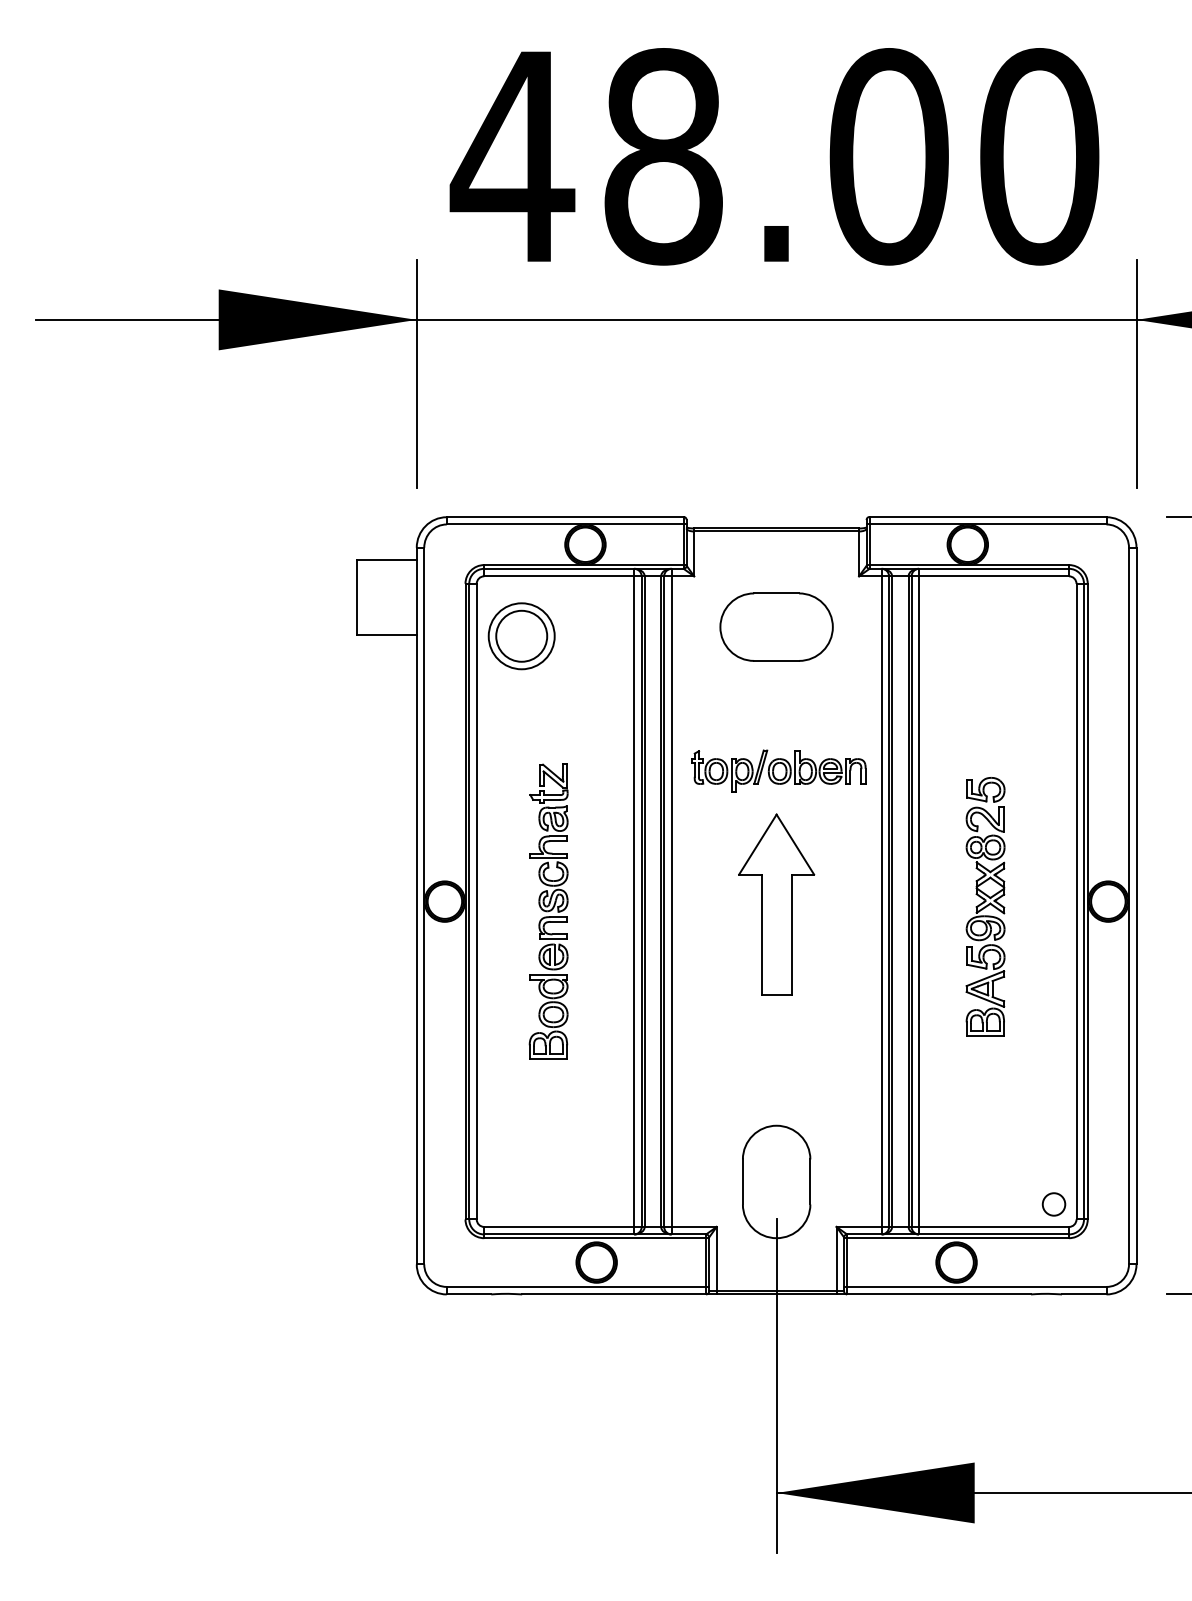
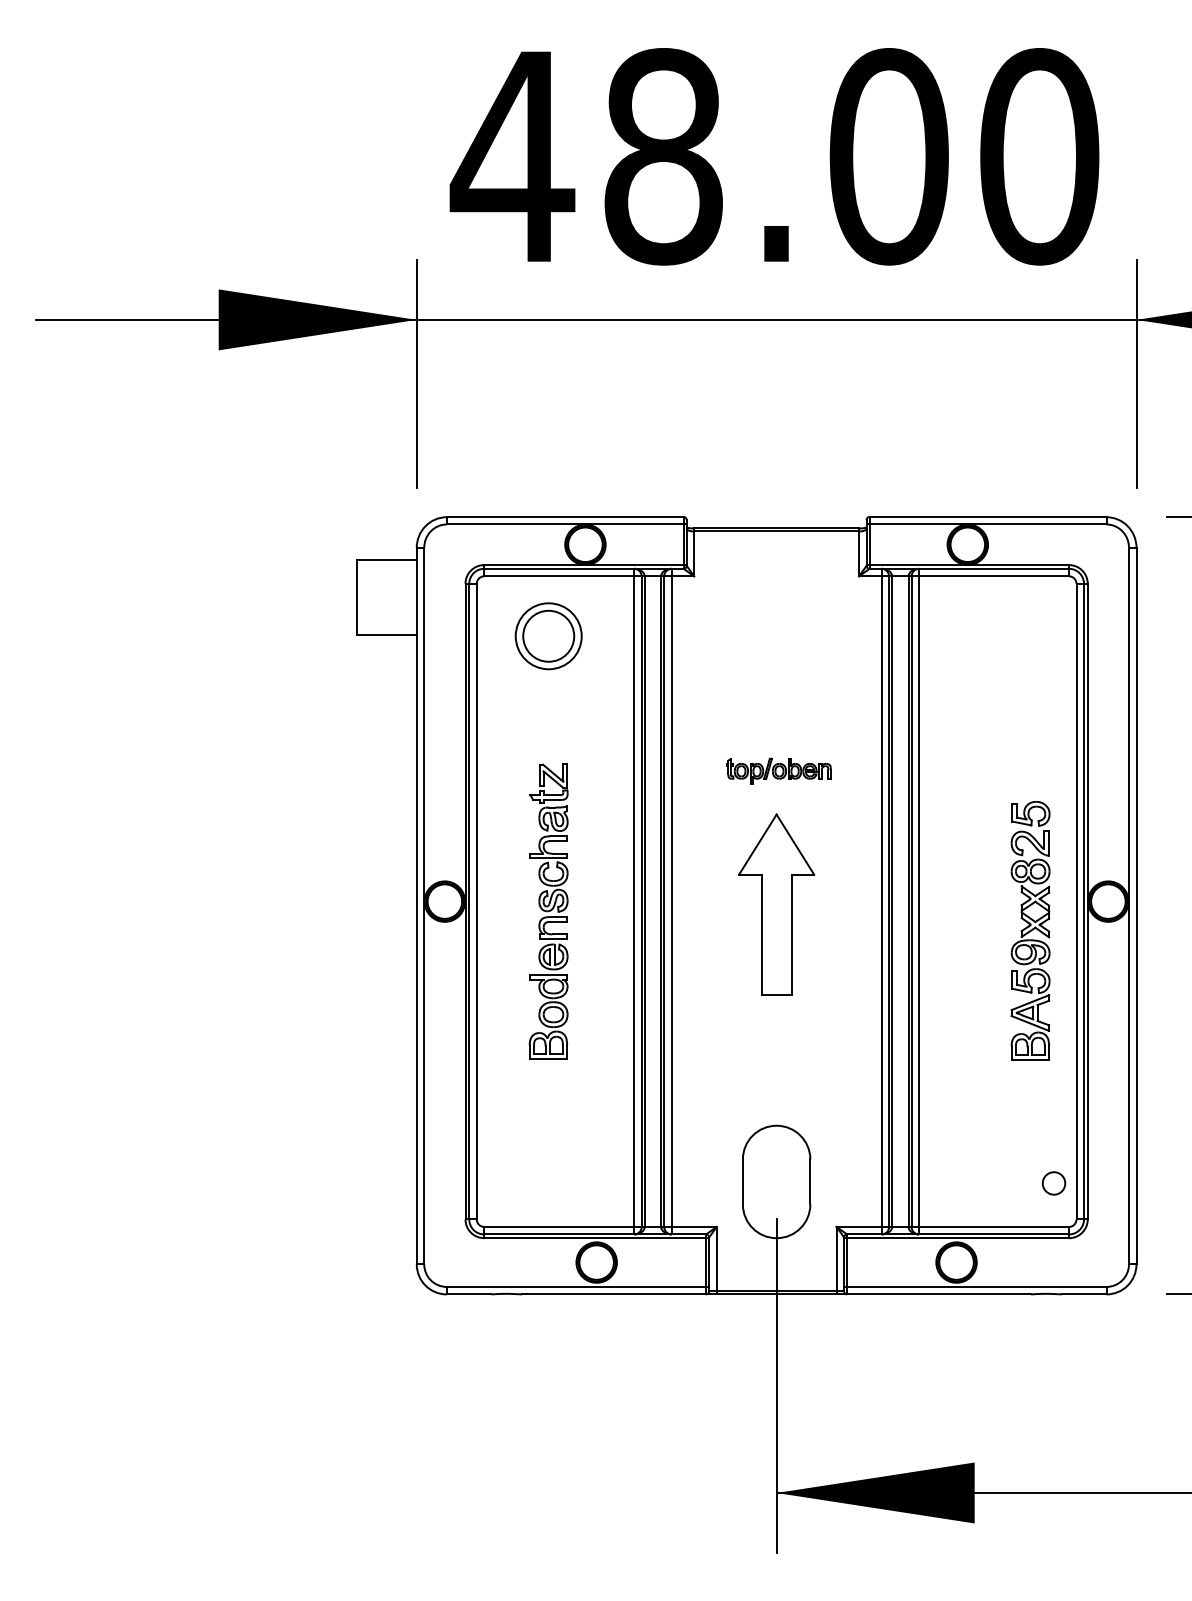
part: present -> none (776, 626)
part position: (521, 636) -> (548, 636) (548, 636)
part size: 176x44 px -> 106x28 px (778, 770)
part position: (985, 906) -> (1030, 930) (1030, 930)
circle position: (1053, 1204) -> (1053, 1183) (1053, 1183)
